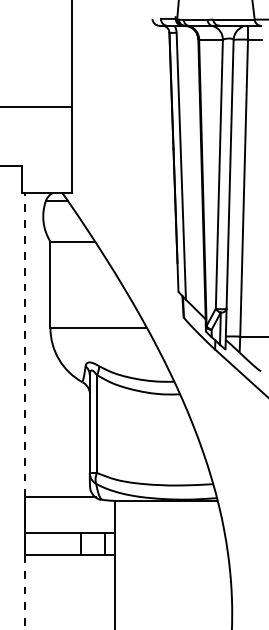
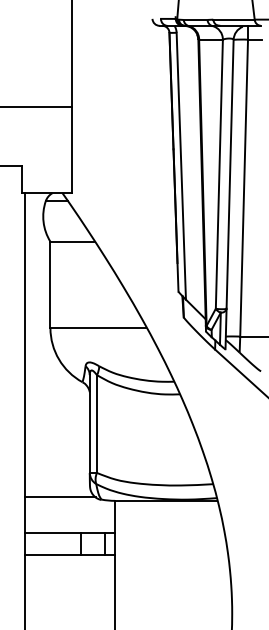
line: dashed -> solid (25, 344)
line: dashed -> solid (25, 592)
